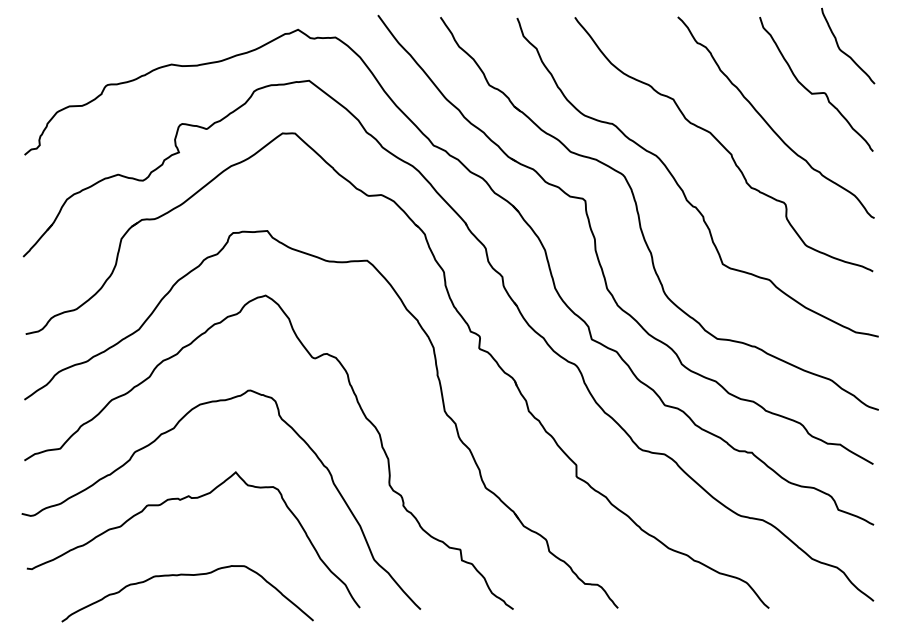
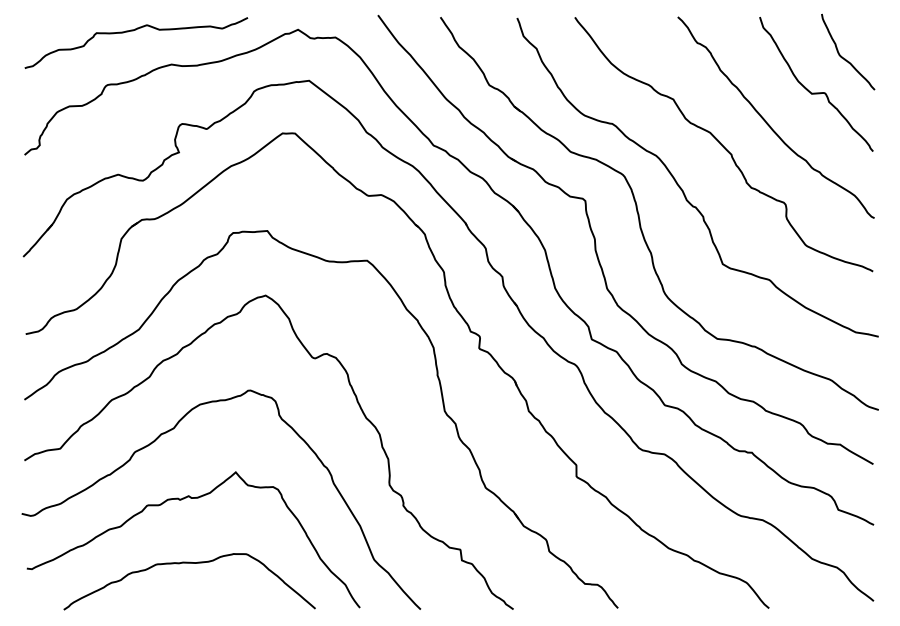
curve: none -> present (133, 31)
curve position: (845, 52) -> (845, 58) (845, 58)
curve position: (187, 575) -> (189, 563) (189, 563)
